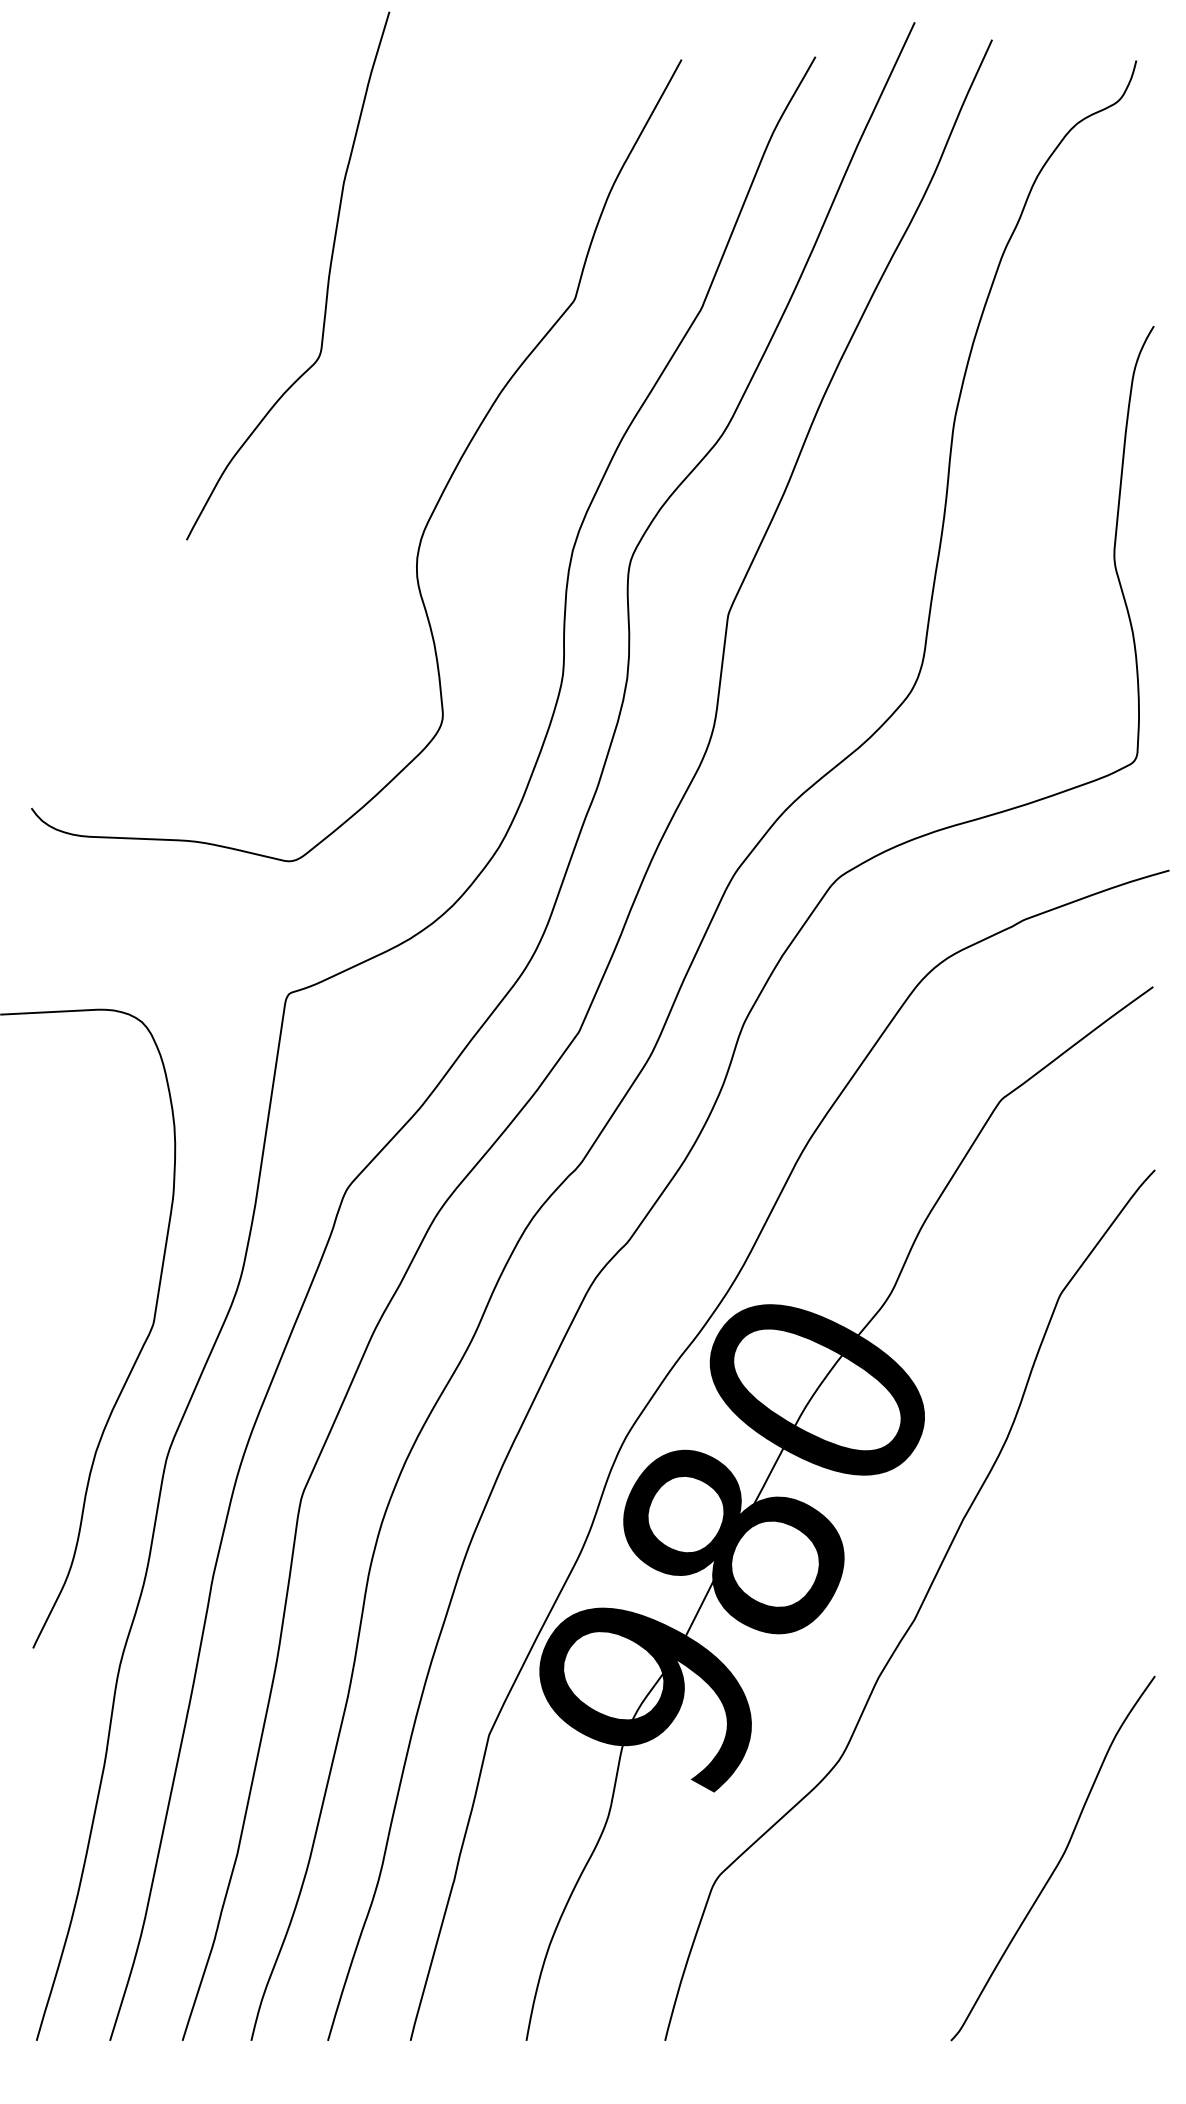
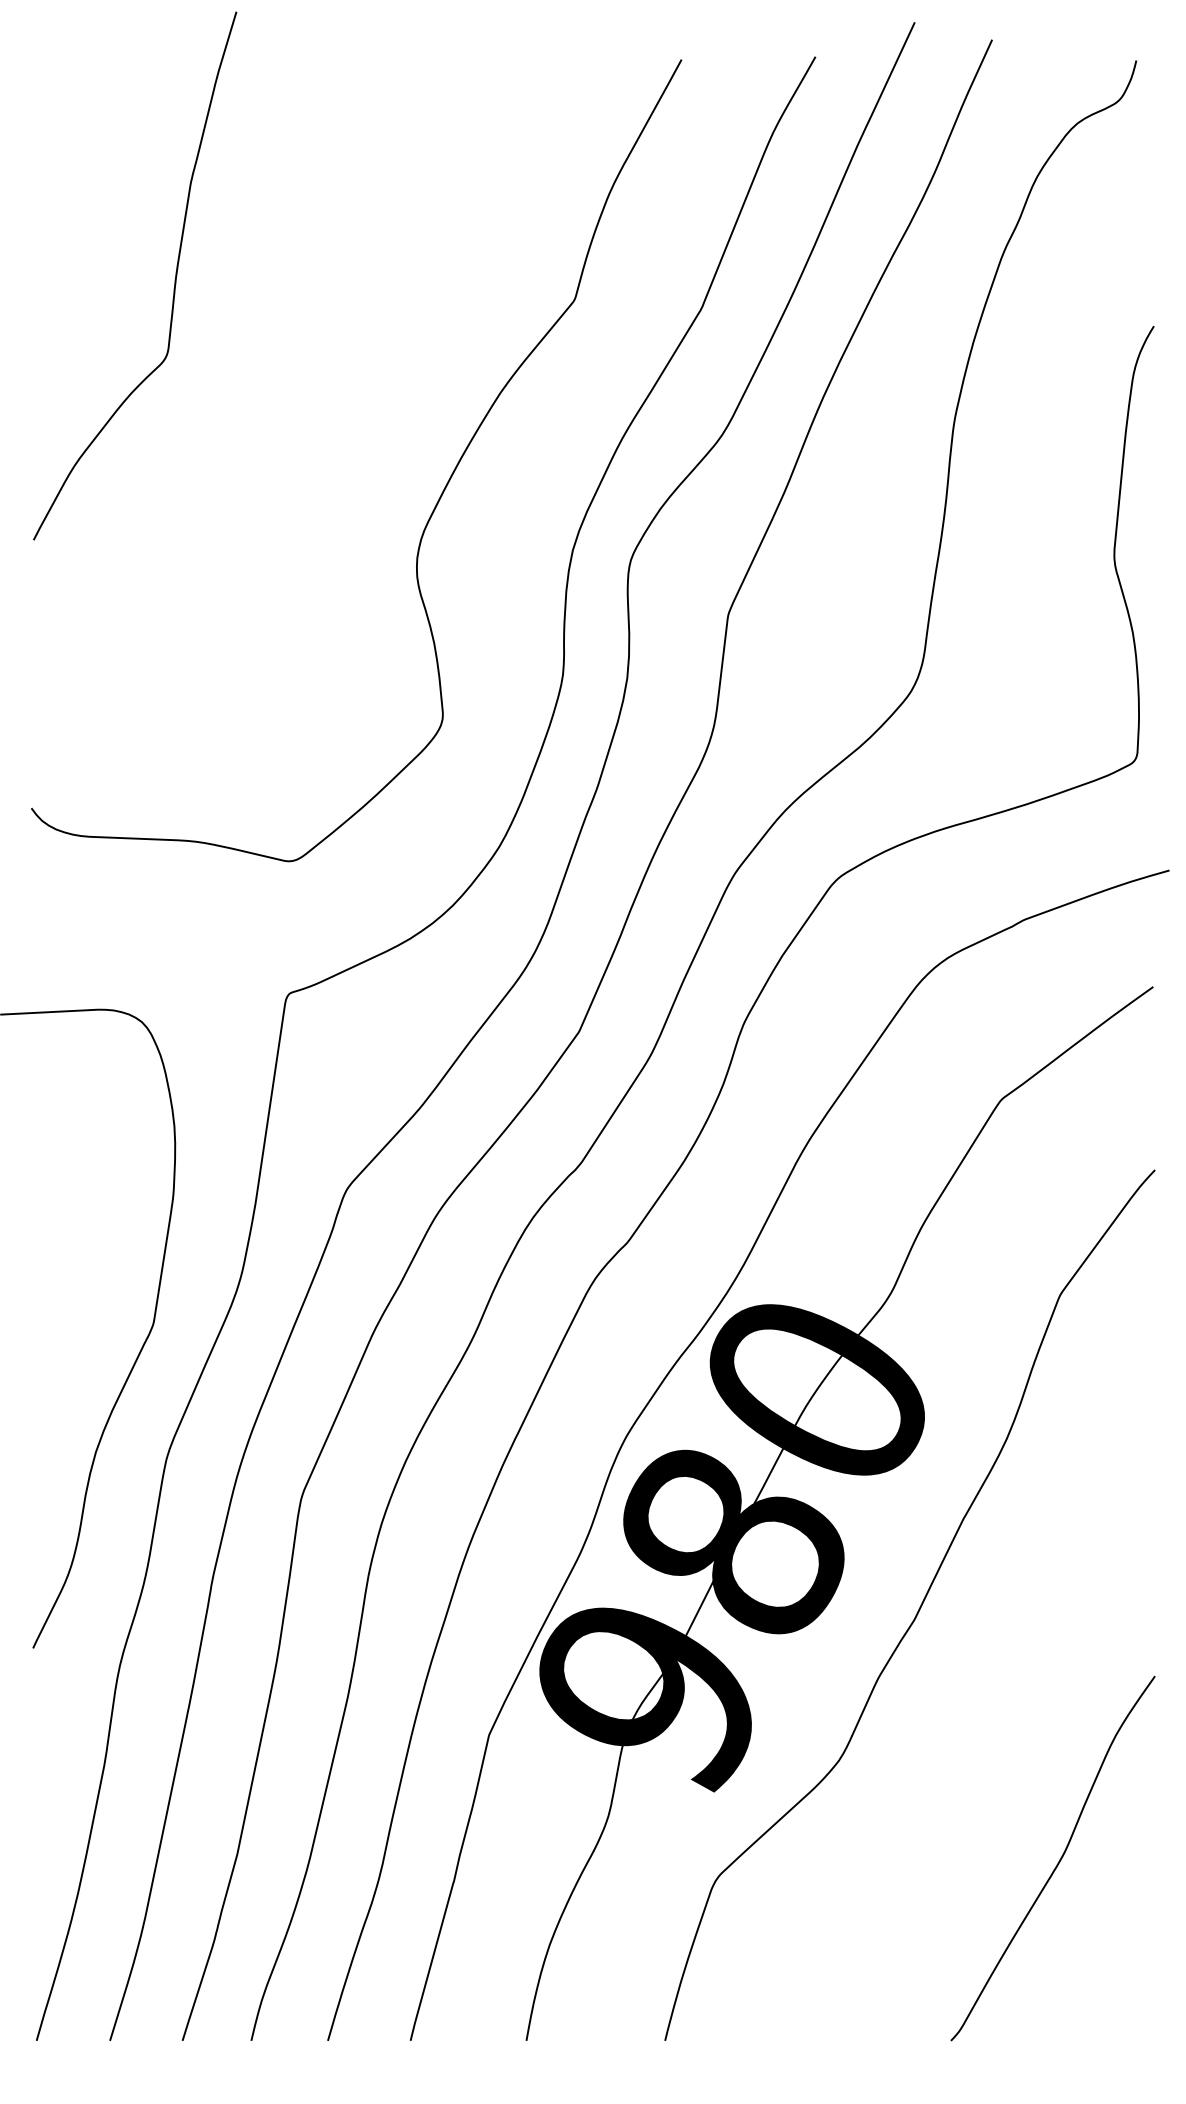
curve position: (327, 279) -> (174, 279) (174, 279)
